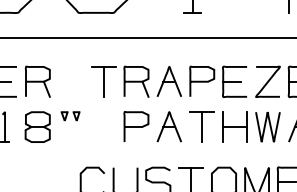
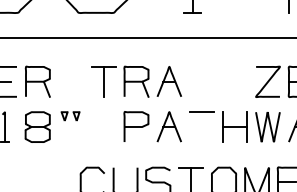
part: present -> none (217, 81)
line: present -> none (202, 127)
